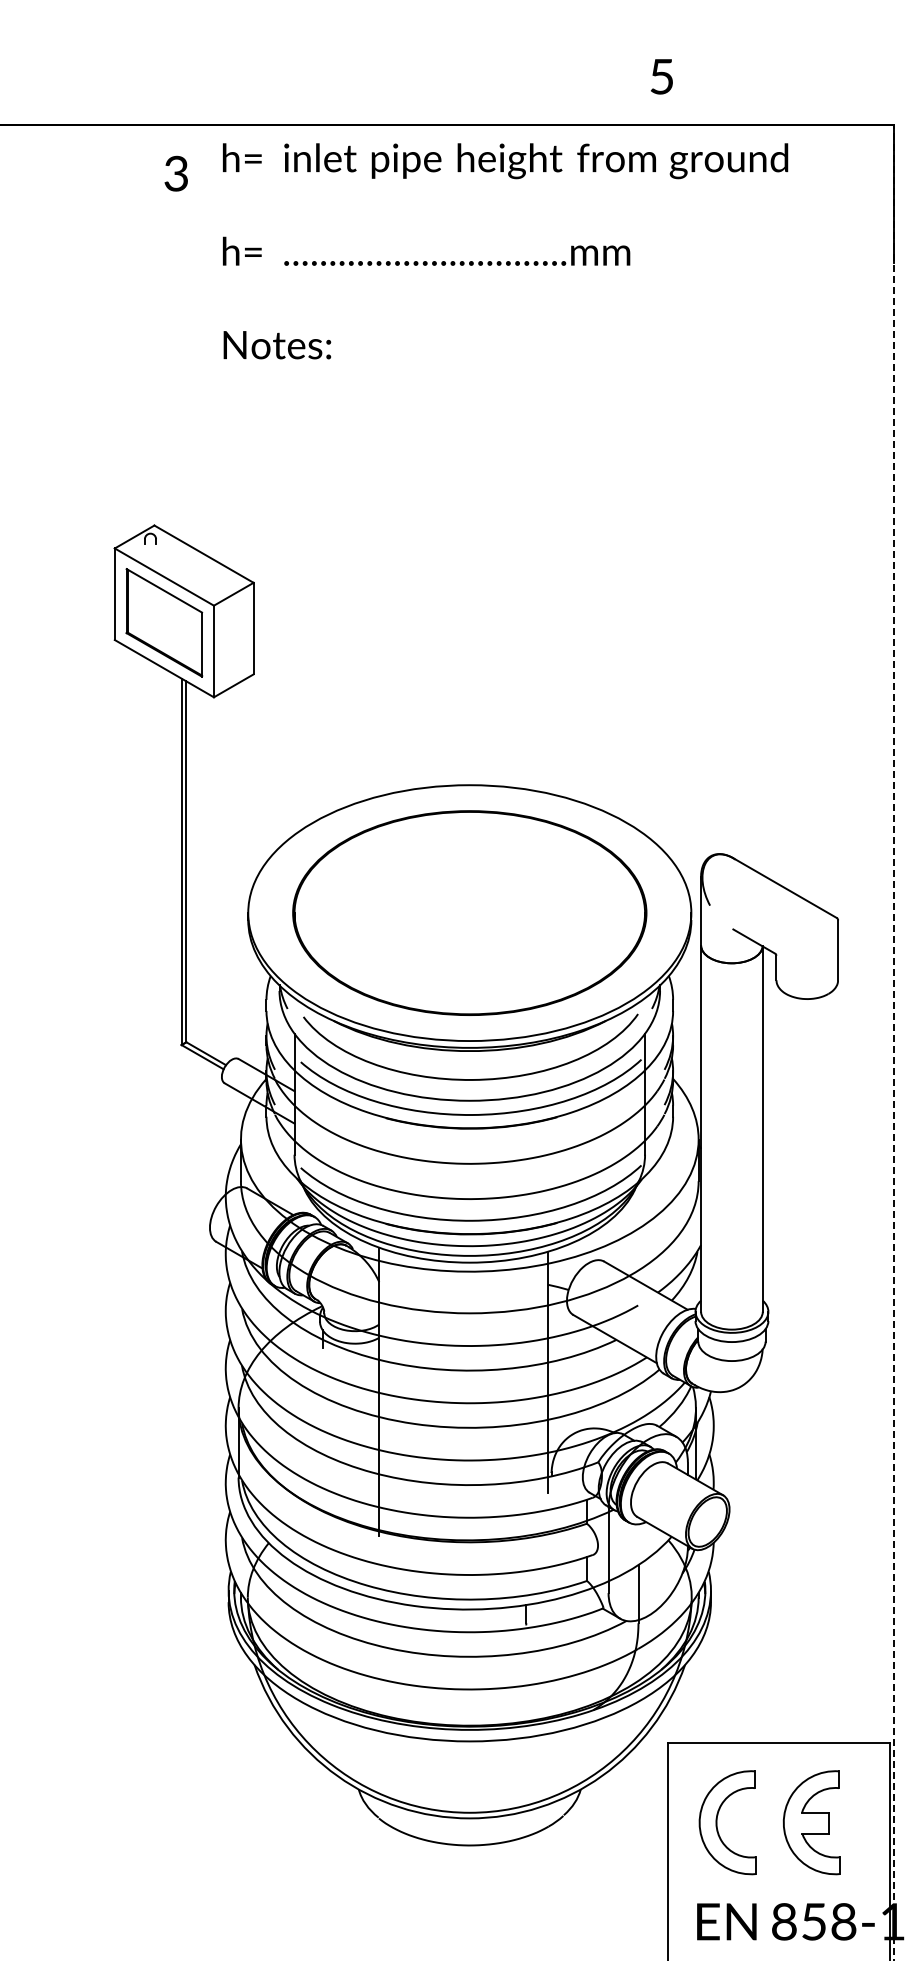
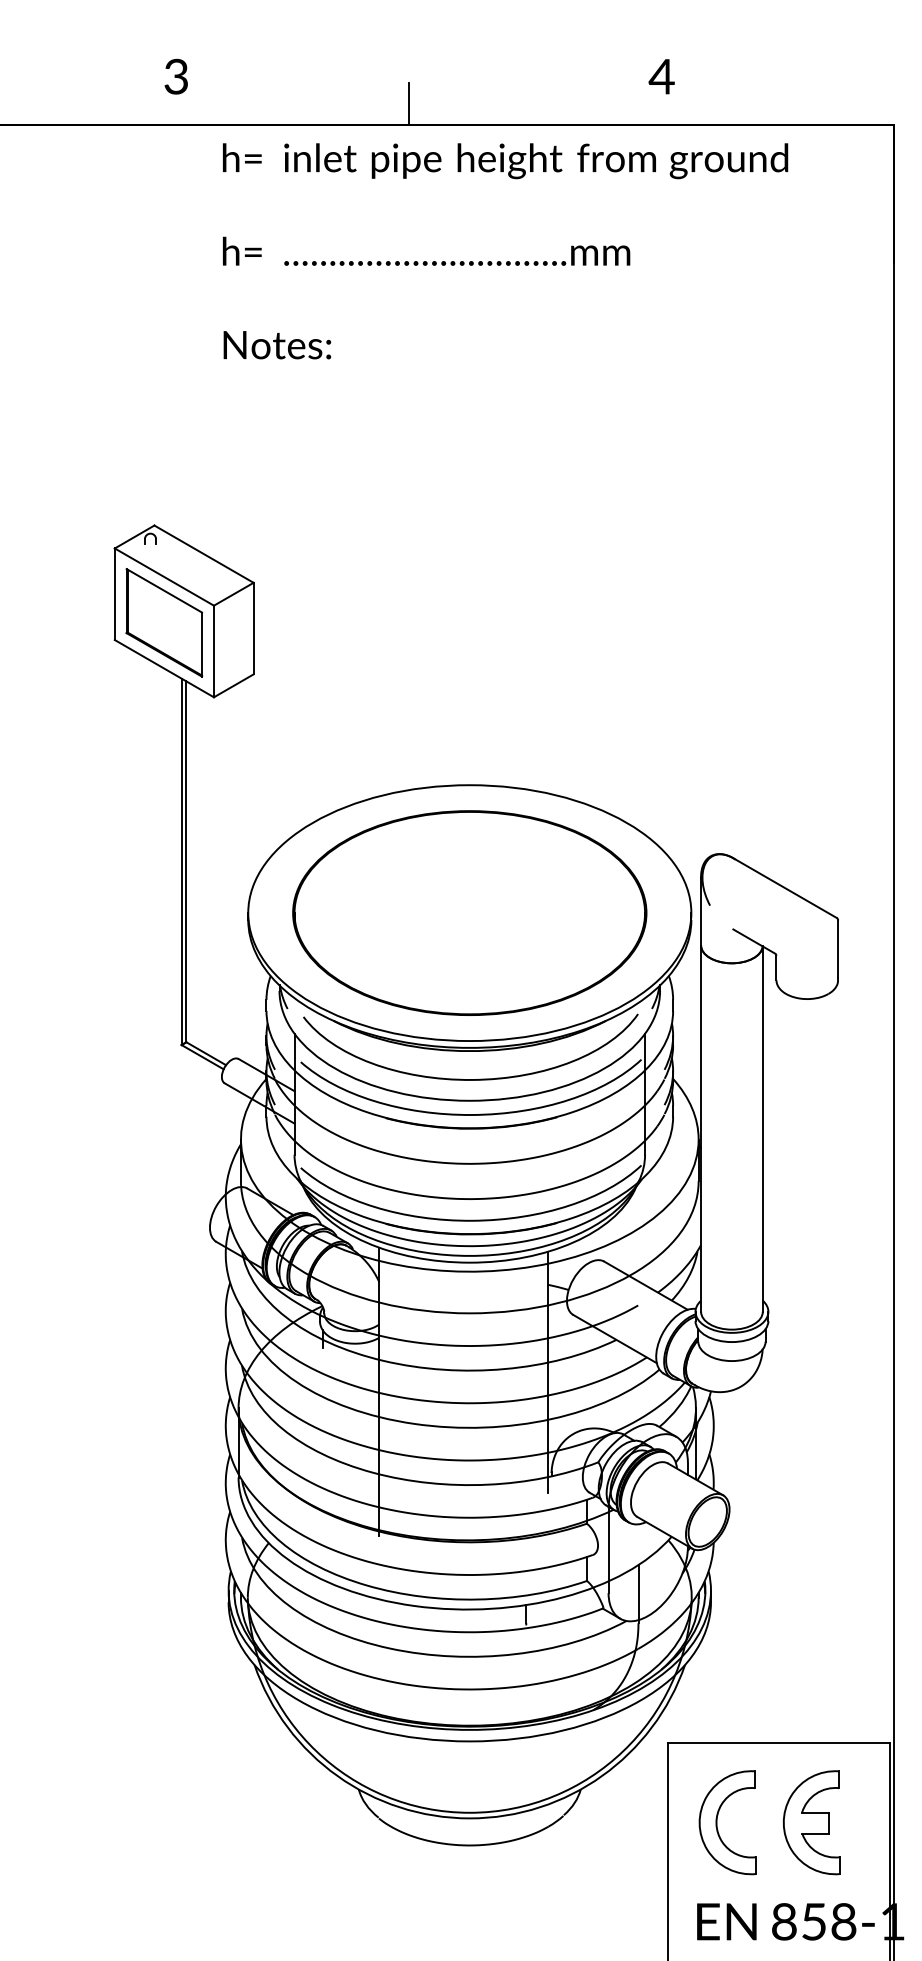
text: 5 -> 4 (661, 76)
line: none -> present (408, 103)
text position: (175, 173) -> (175, 76) (175, 76)
line: dashed -> solid (894, 1042)
